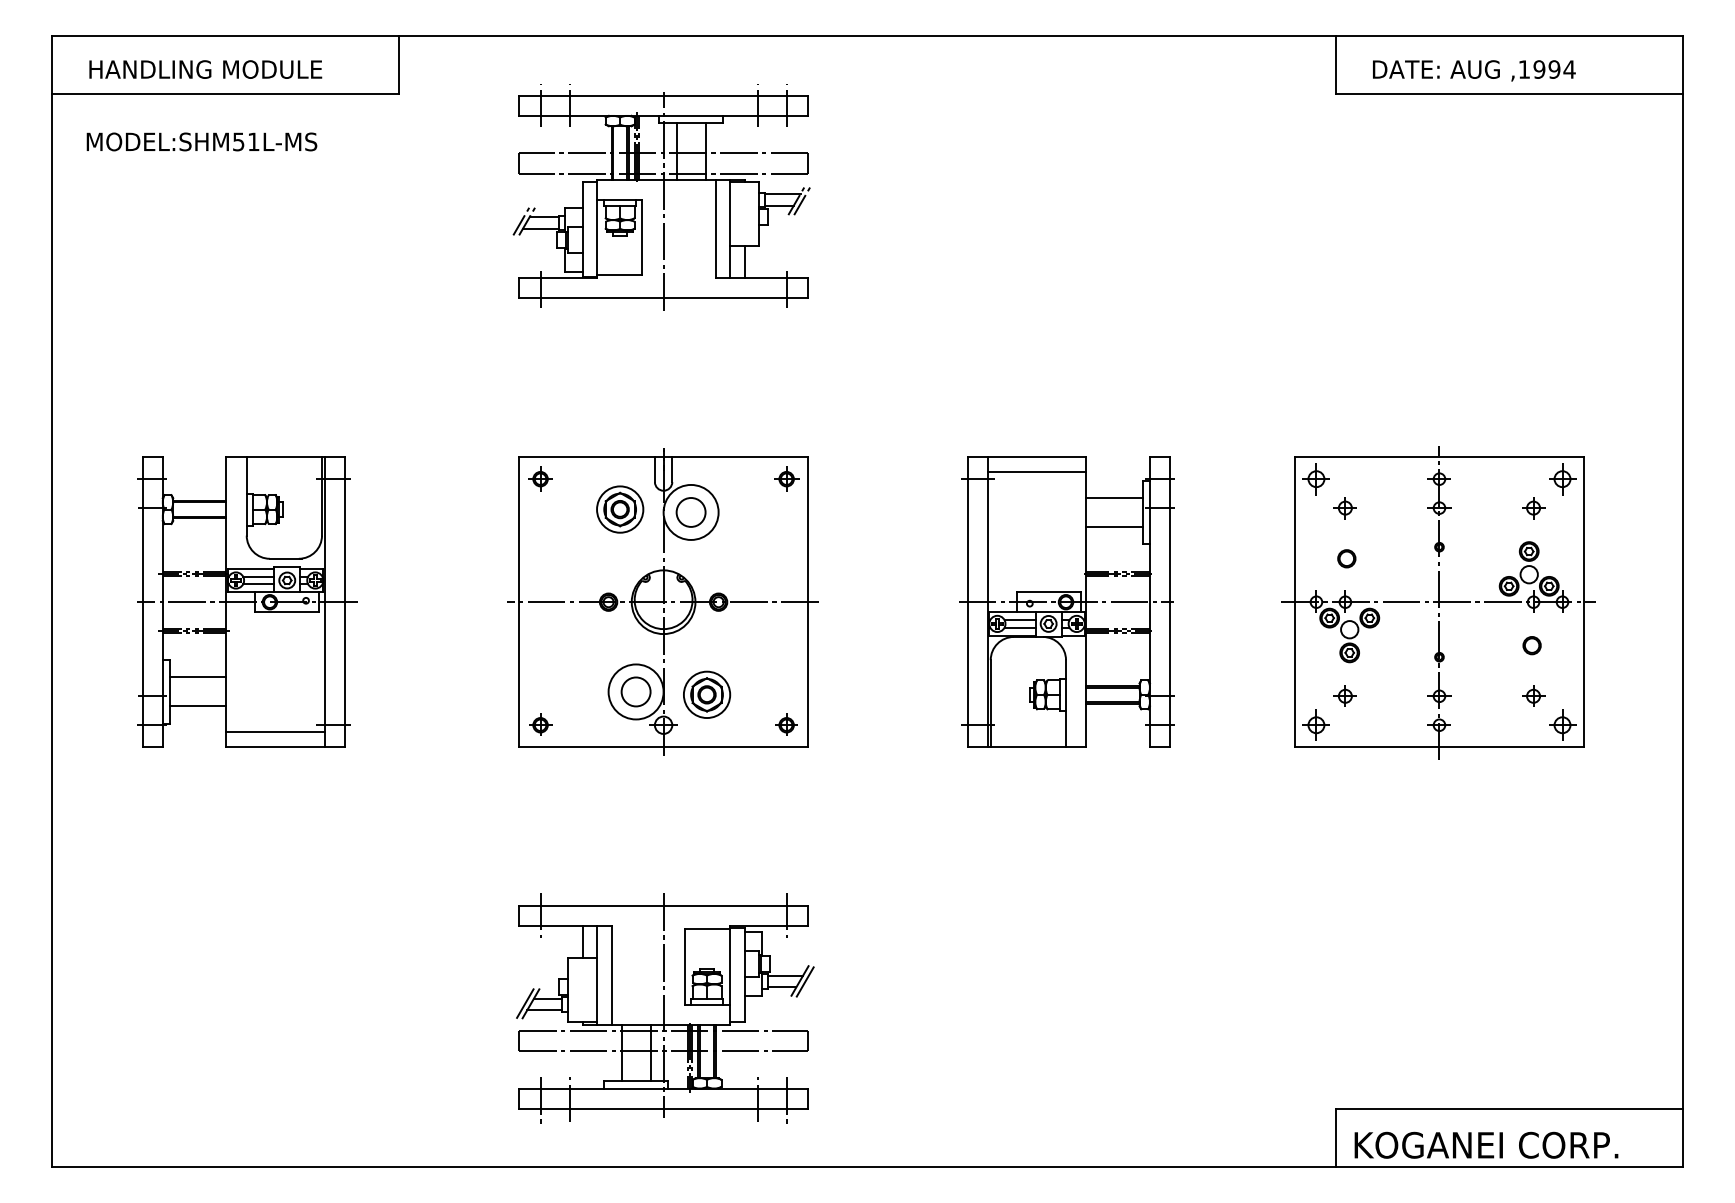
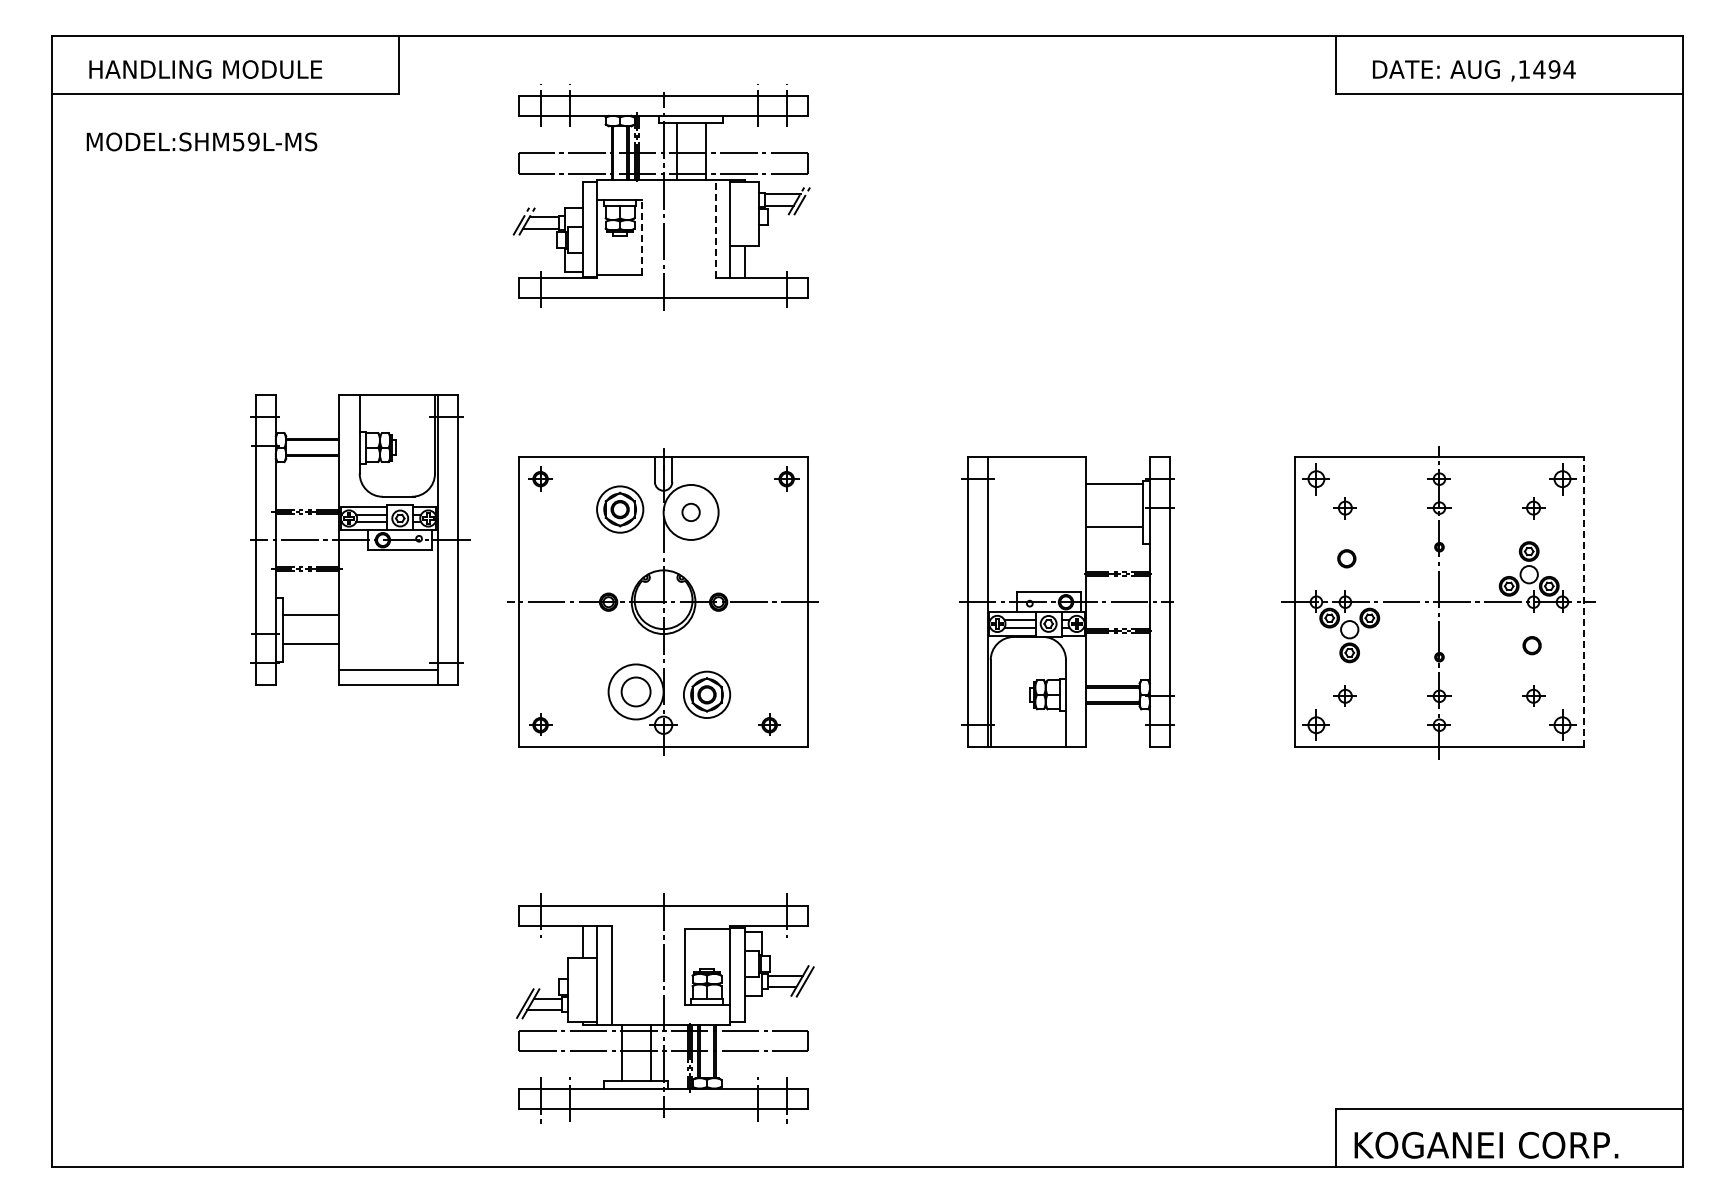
text: ,1994 -> ,1494 (1539, 69)
text: MODEL:SHM51L-MS -> MODEL:SHM59L-MS (253, 141)
line: solid -> dashed (715, 228)
line: solid -> dashed (641, 237)
line: present -> none (1036, 471)
line position: (1114, 498) -> (1114, 484) (1114, 484)
circle diameter: 29 px -> 17 px (690, 512)
part position: (247, 601) -> (360, 539) (360, 539)
line: solid -> dashed (1584, 602)
part position: (786, 724) -> (769, 724) (769, 724)
